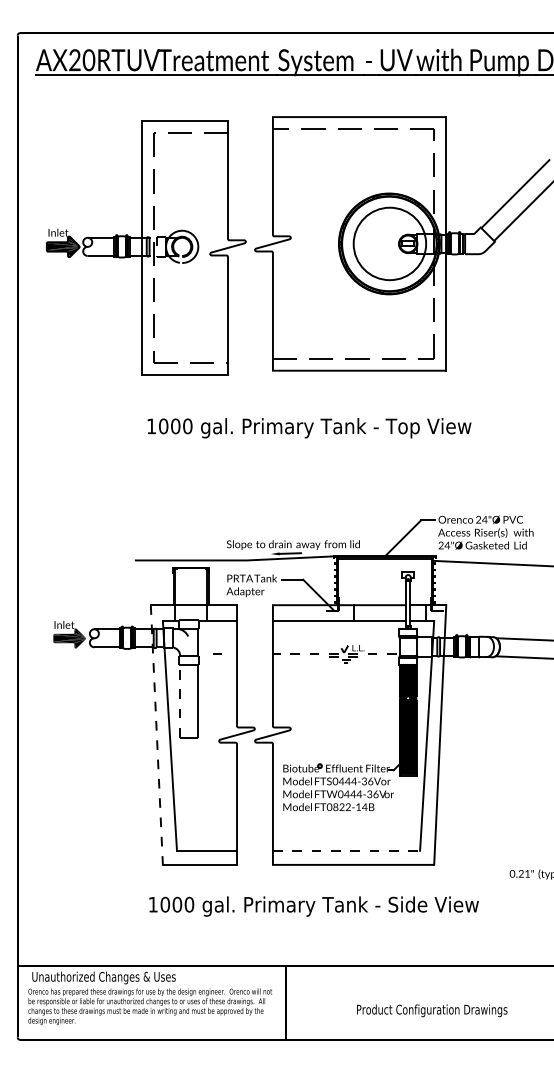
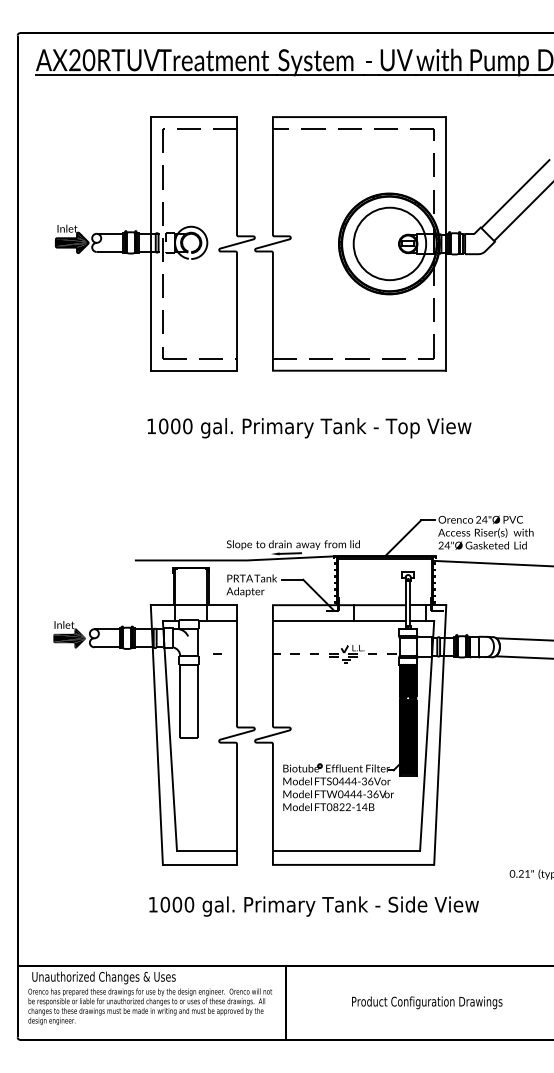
part position: (146, 247) -> (155, 243) (155, 243)
line: dashed -> solid (180, 700)
line: dashed -> solid (156, 735)
line: dashed -> solid (346, 850)
text position: (432, 1010) -> (427, 1002) (427, 1002)
